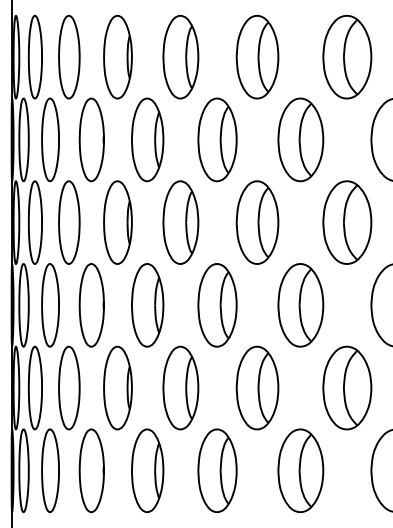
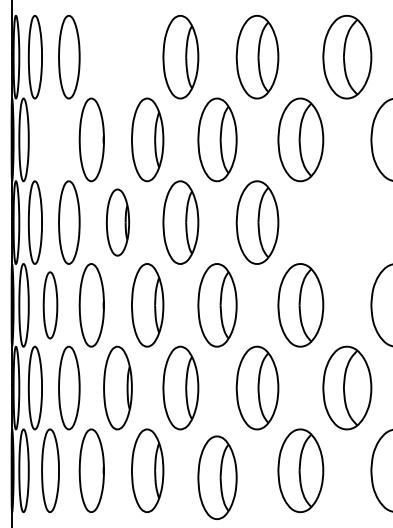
part: present -> none (117, 57)
part: present -> none (50, 139)
part size: 30x85 px -> 25x69 px (117, 222)
part: present -> none (347, 222)
part size: 19x85 px -> 17x69 px (50, 305)
part position: (217, 470) -> (217, 477) (217, 477)
